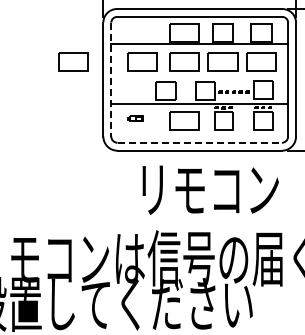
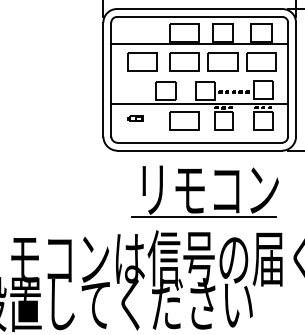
part: present -> none (73, 61)
line: dashed -> solid (111, 79)
line: dashed -> solid (200, 142)
line: none -> present (204, 216)
